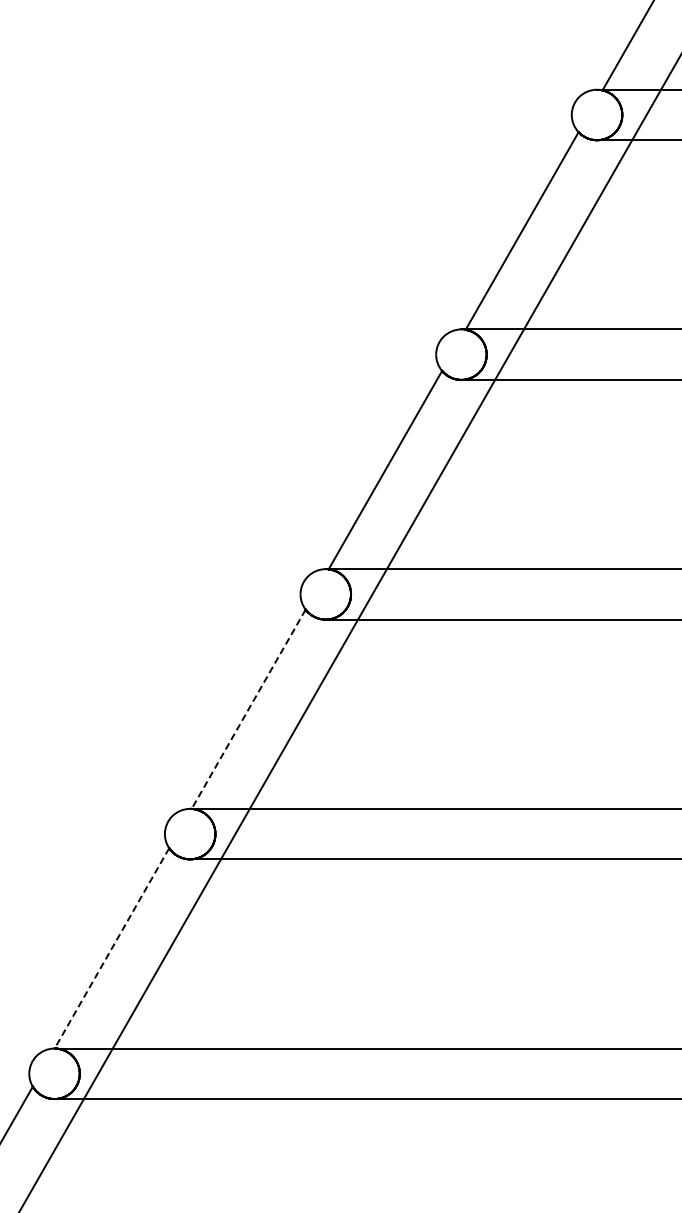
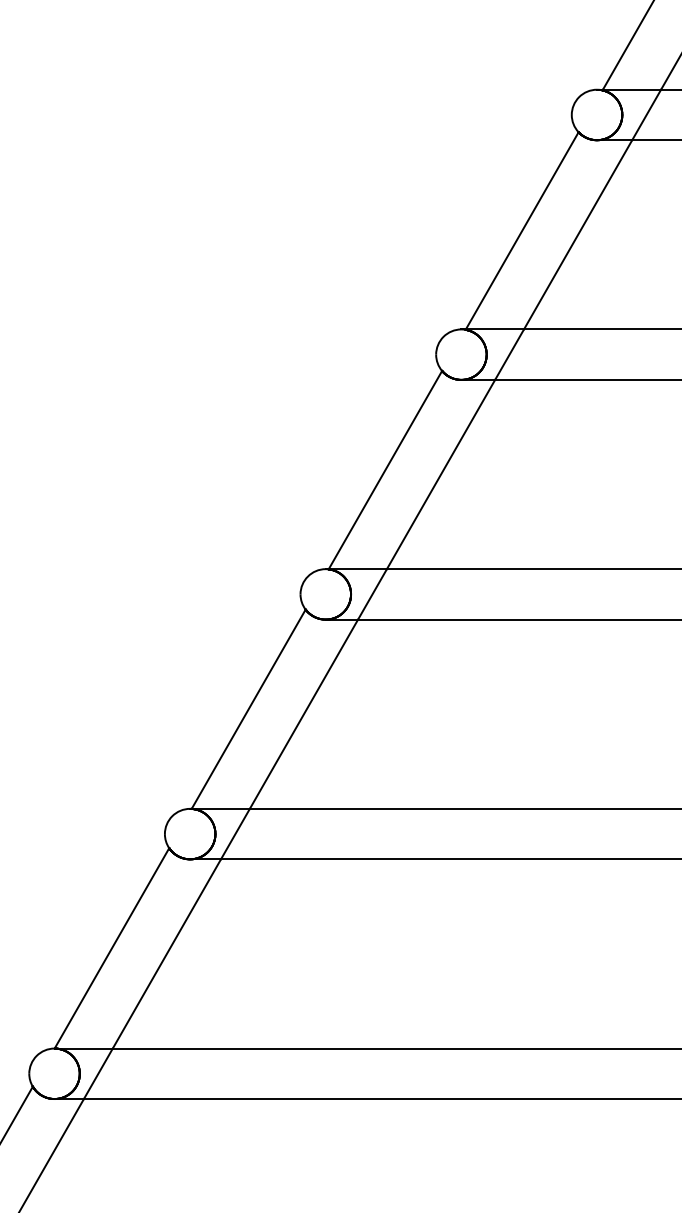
line: dashed -> solid (248, 709)
line: dashed -> solid (111, 948)
